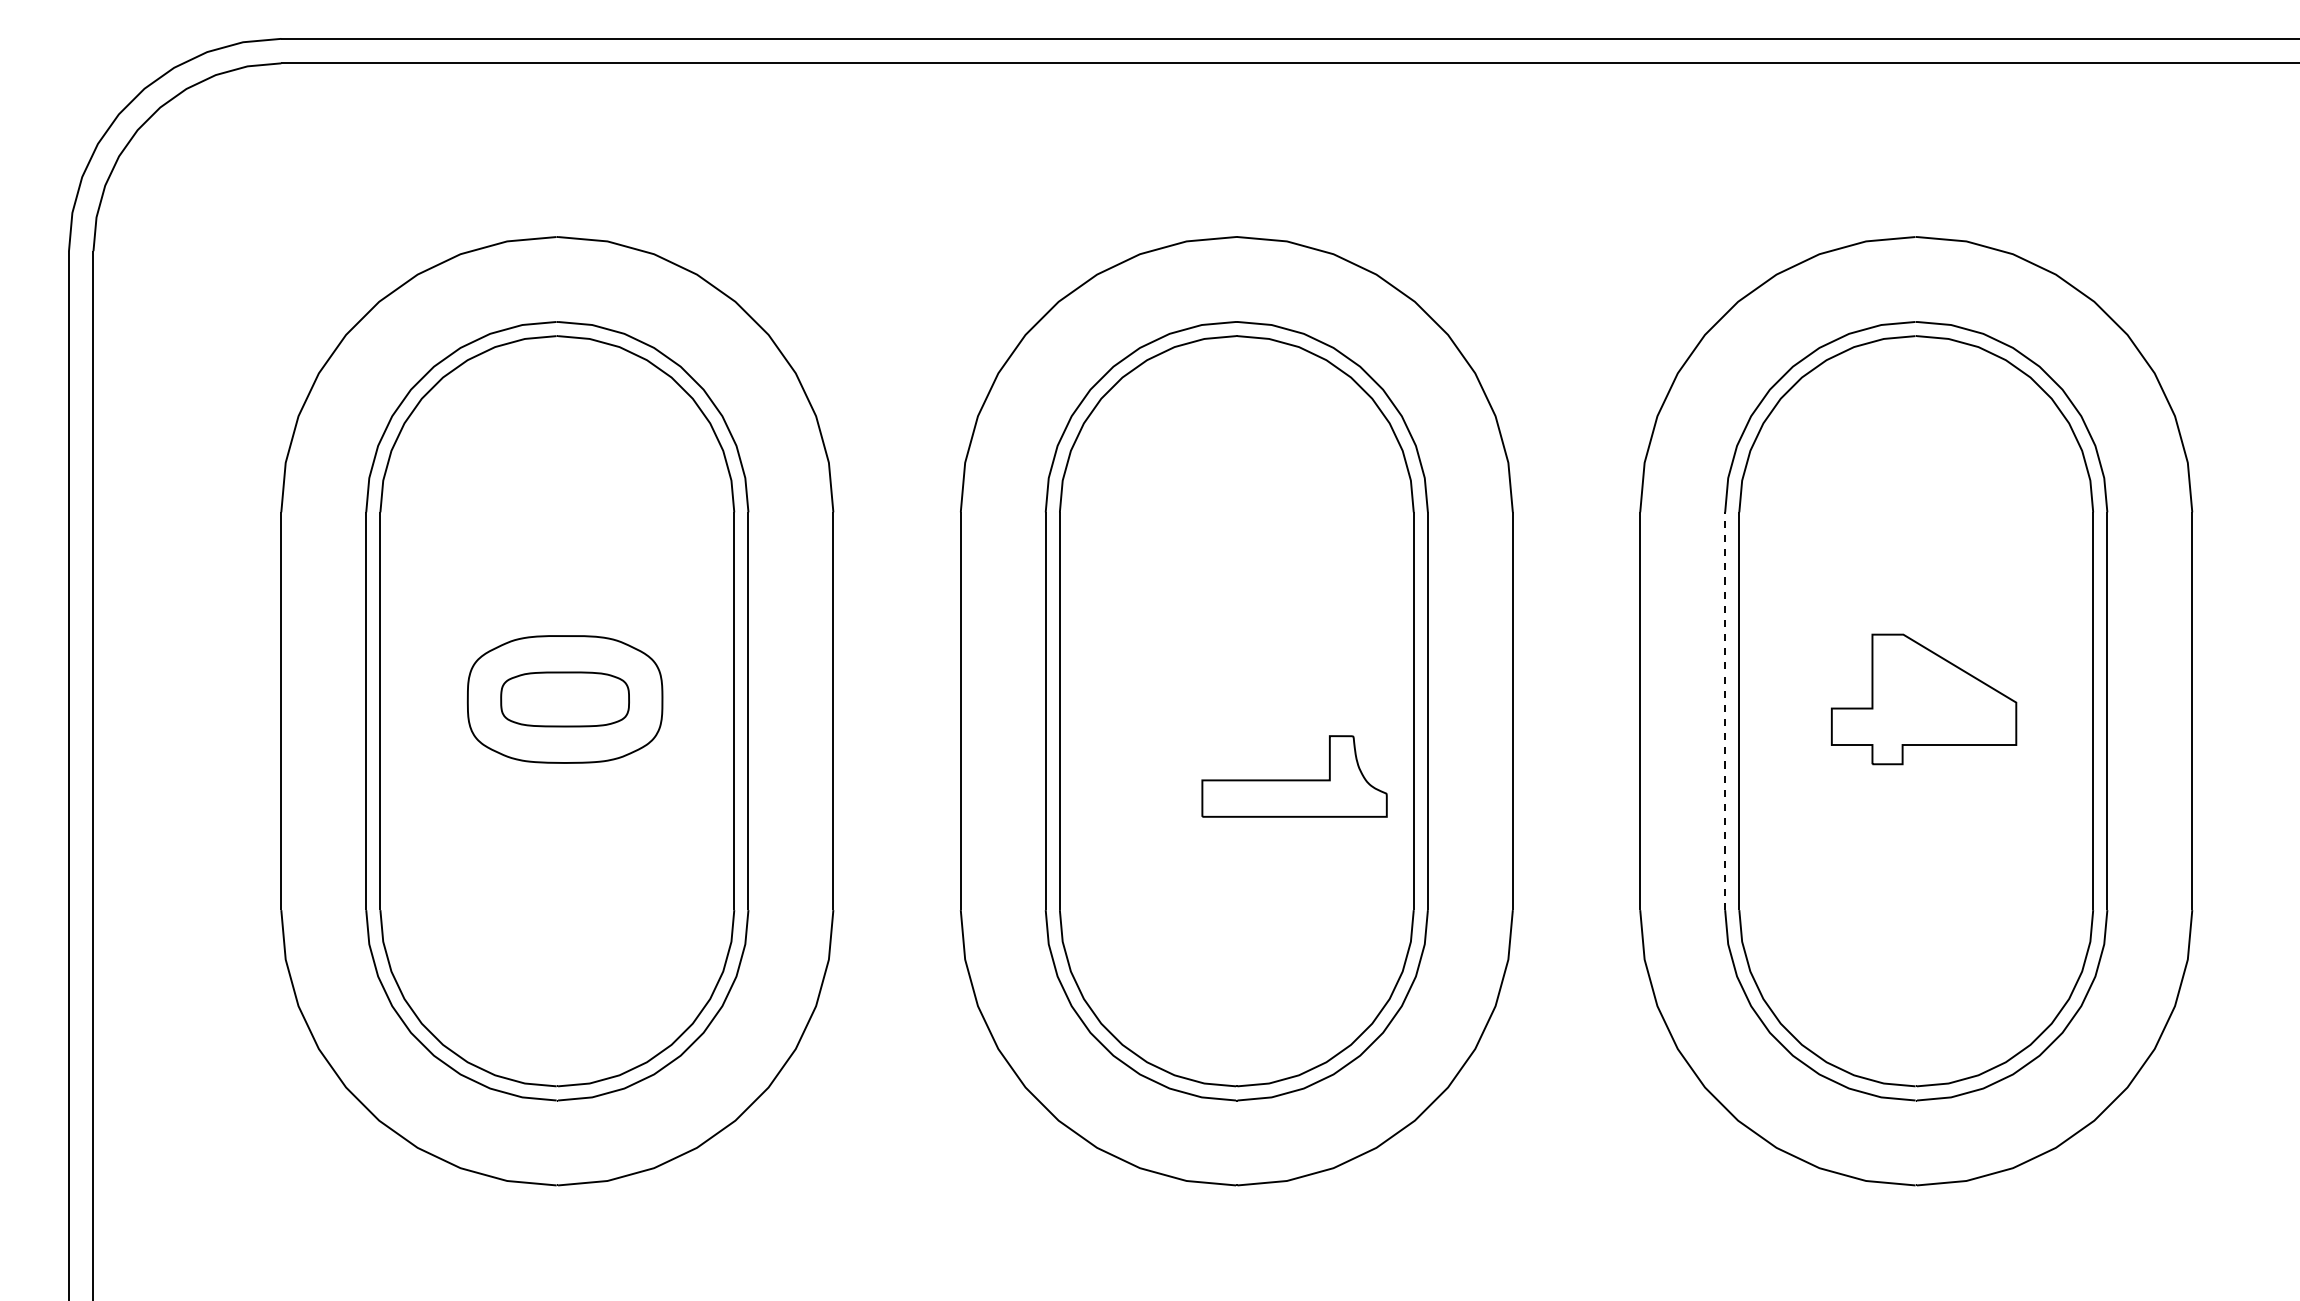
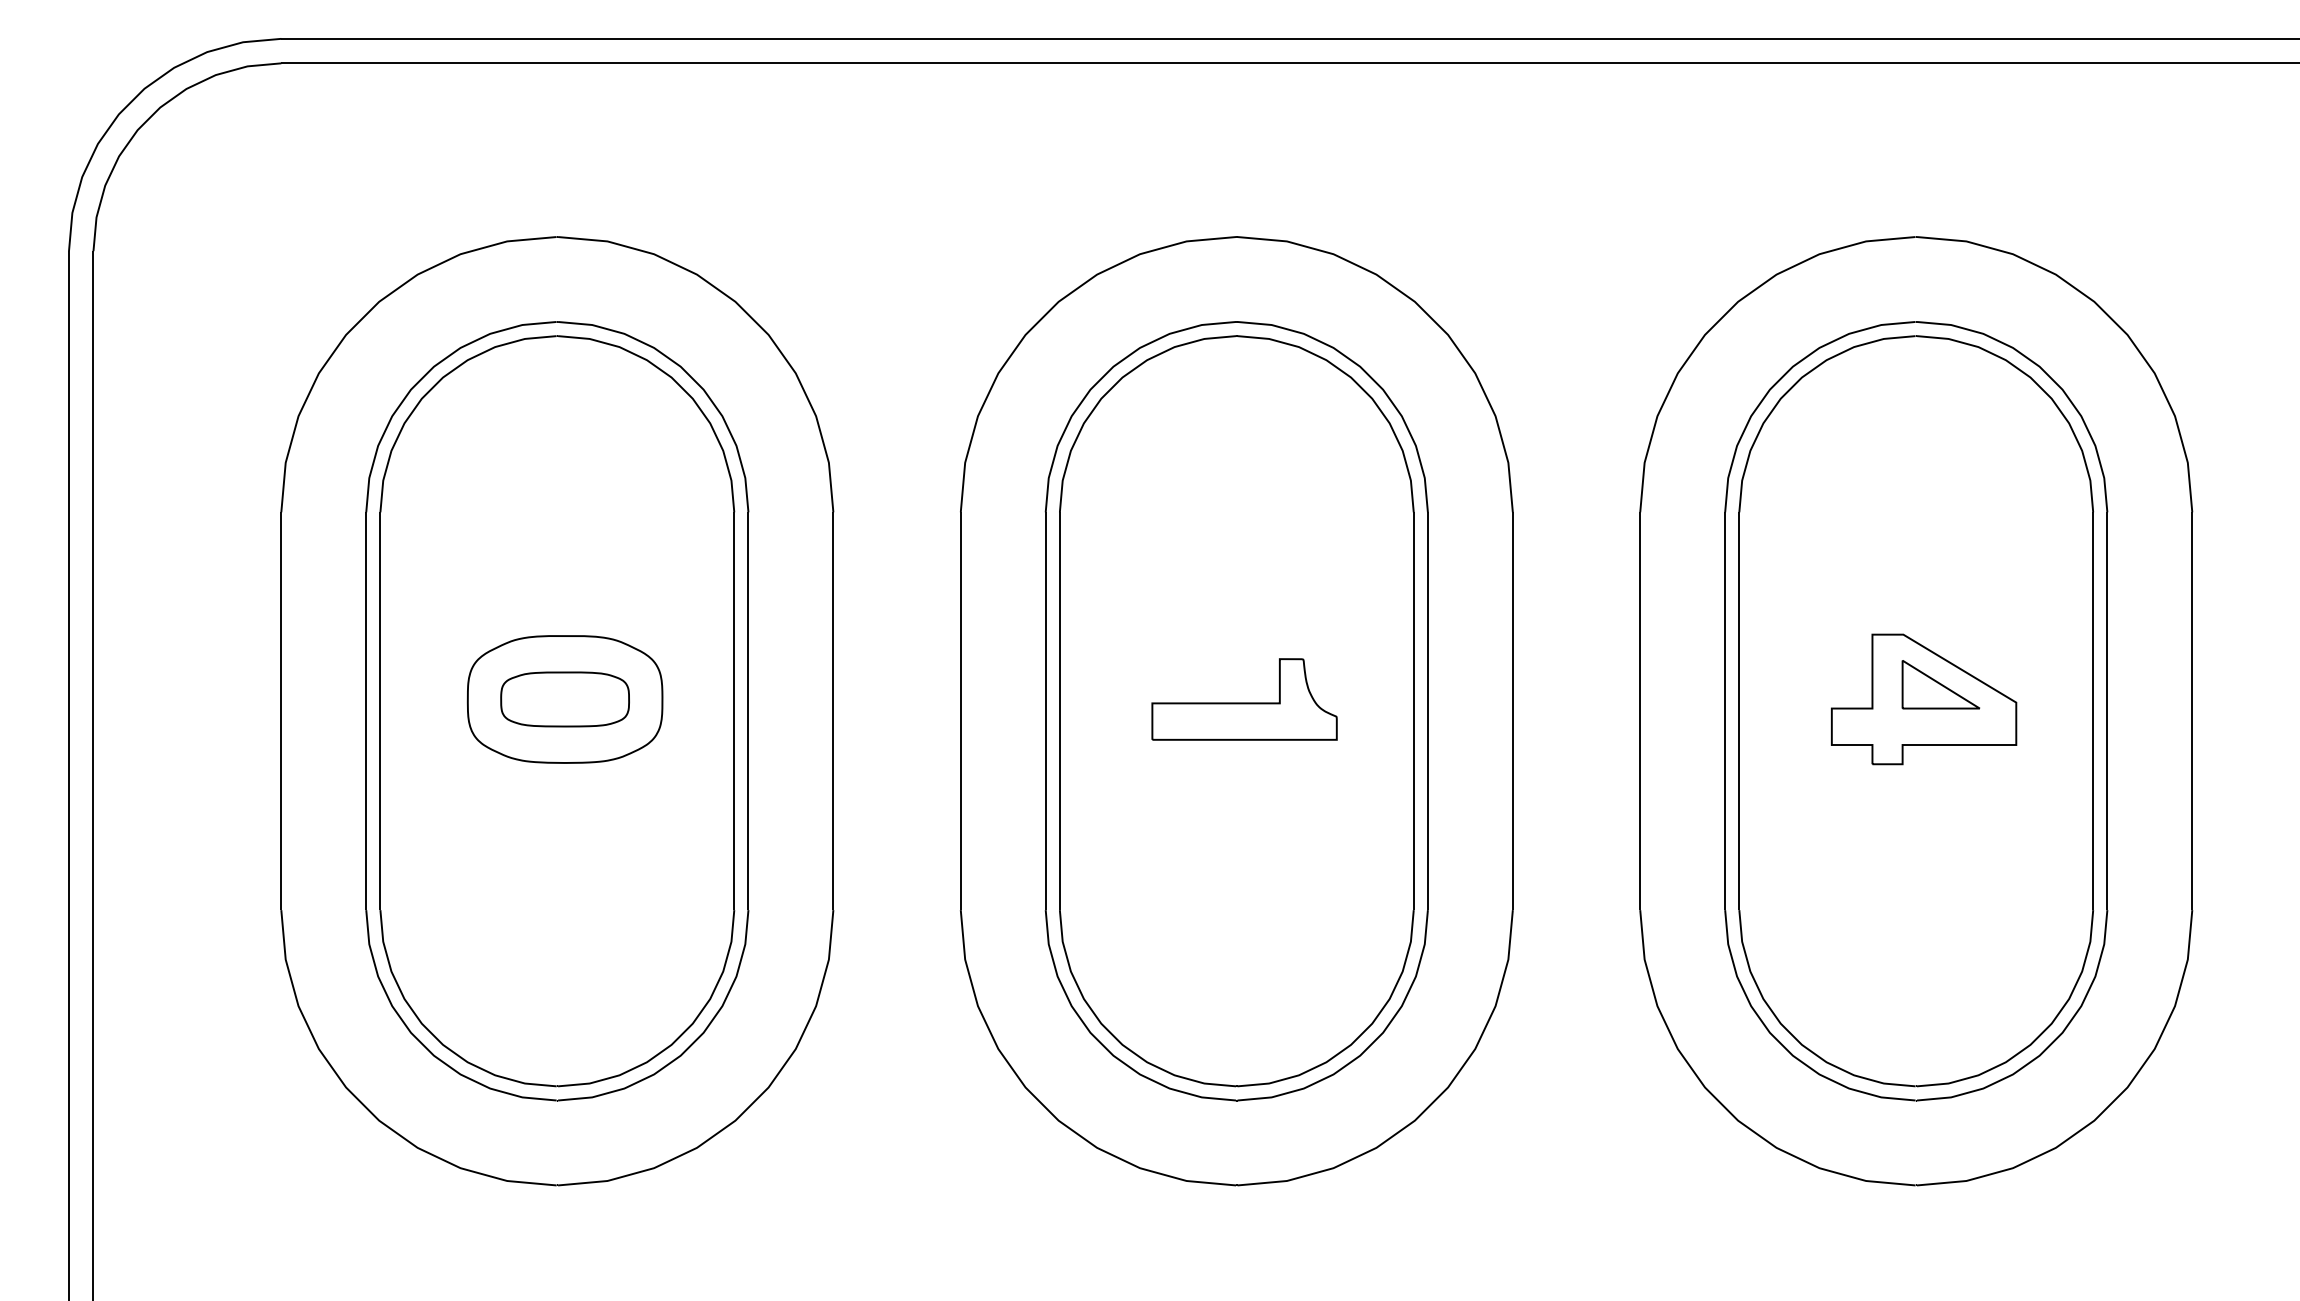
part: none -> present (1940, 684)
line: dashed -> solid (1725, 711)
part position: (1294, 776) -> (1244, 699) (1244, 699)
